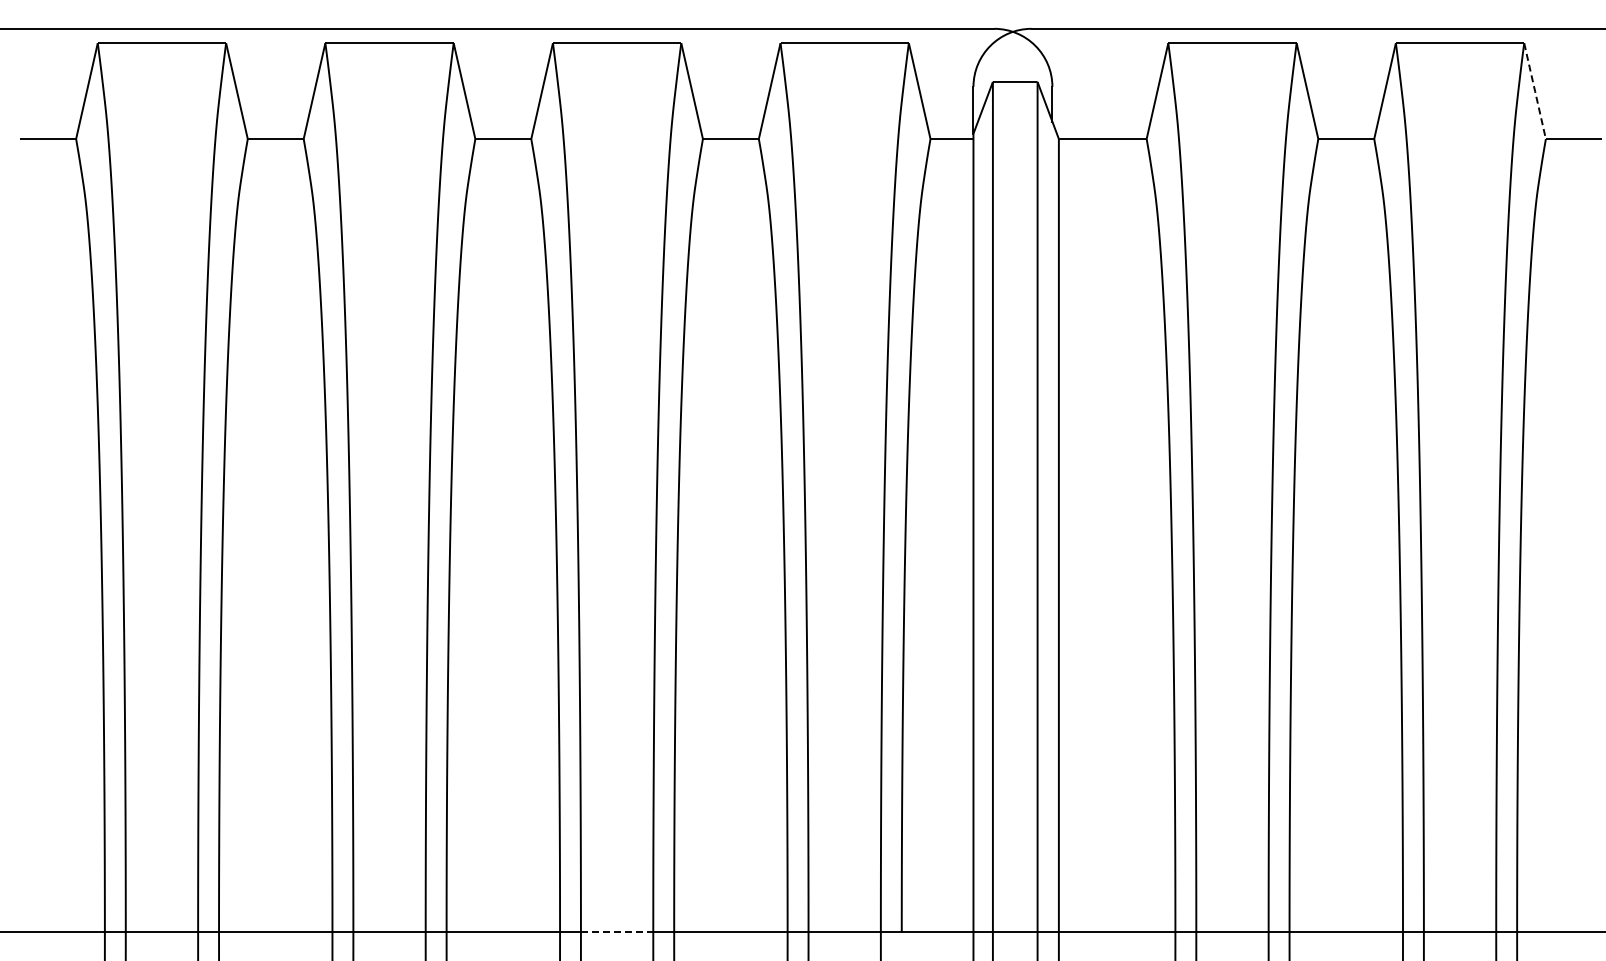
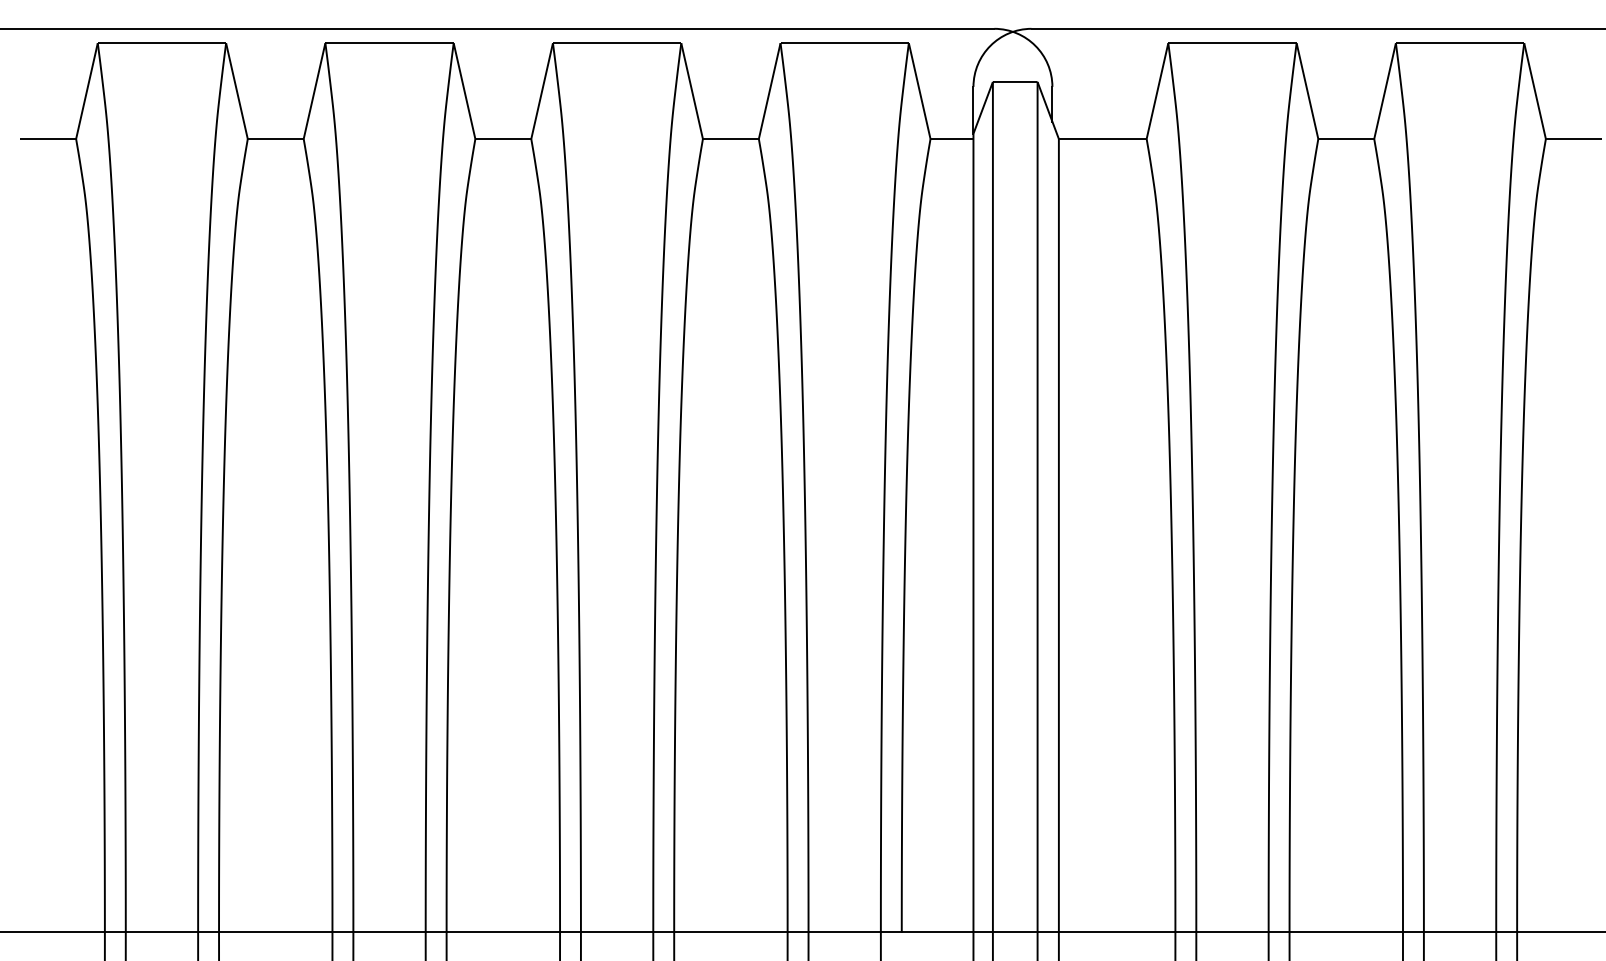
line: dashed -> solid (1535, 91)
line: dashed -> solid (617, 932)
